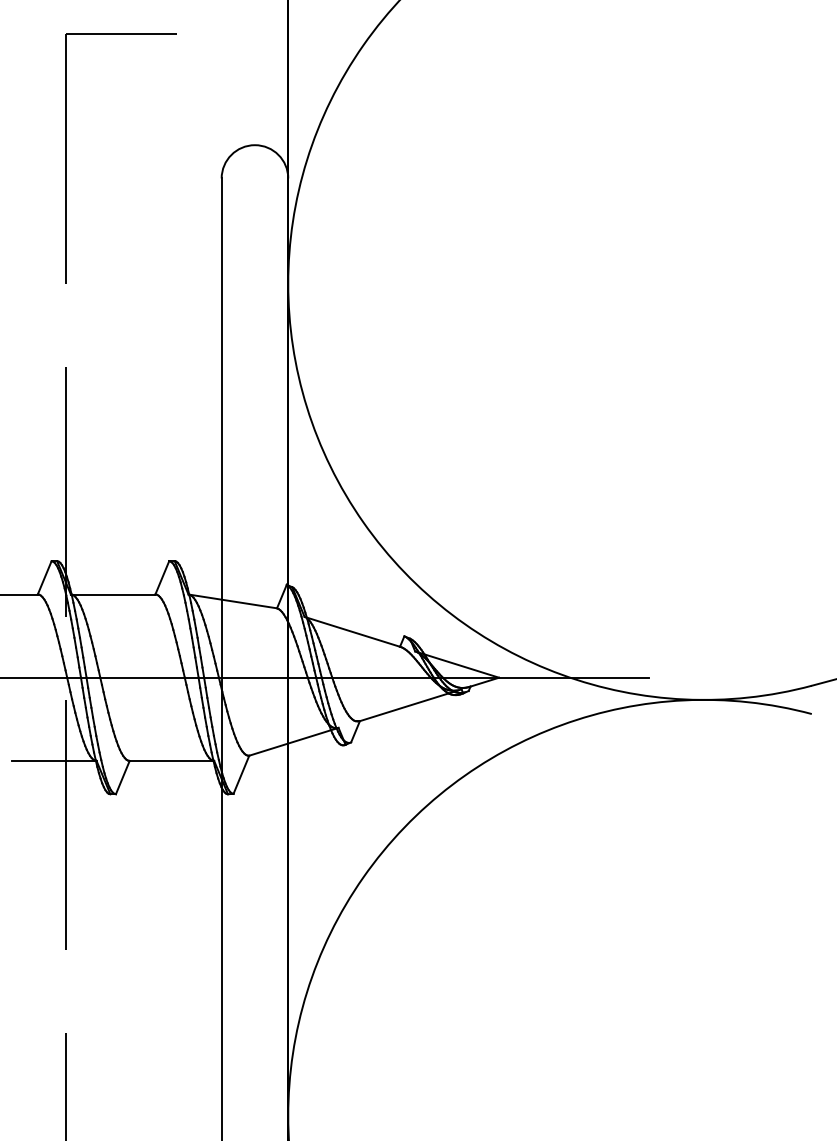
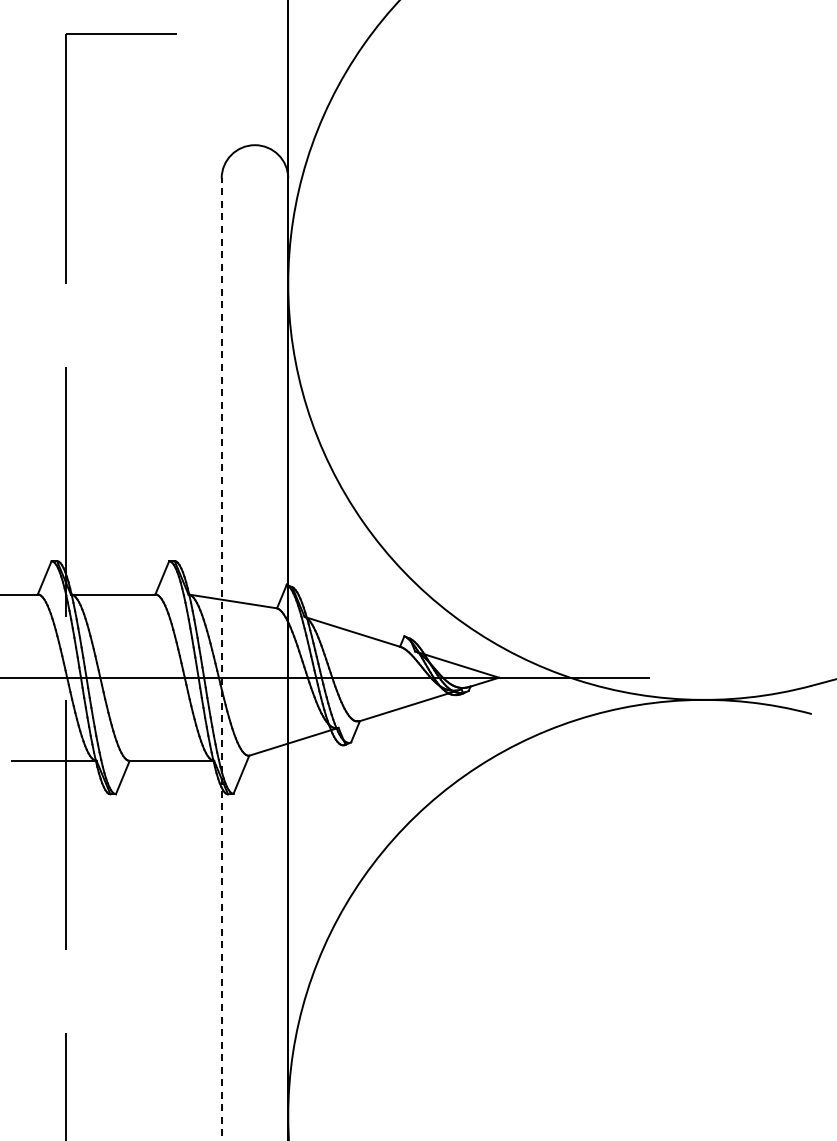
line: solid -> dashed (221, 659)
